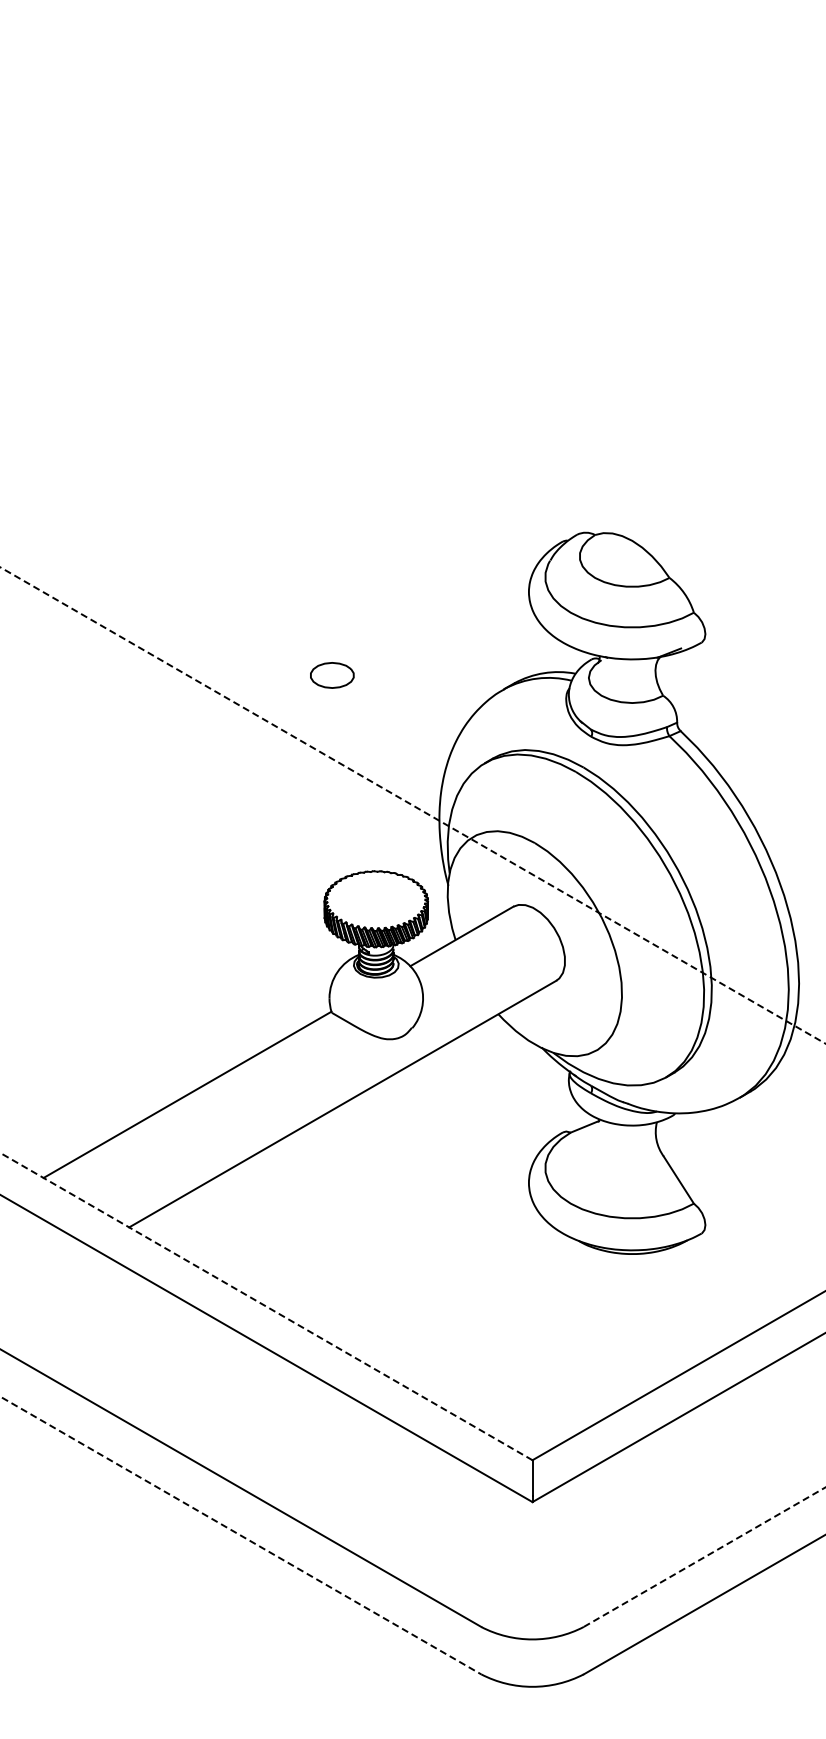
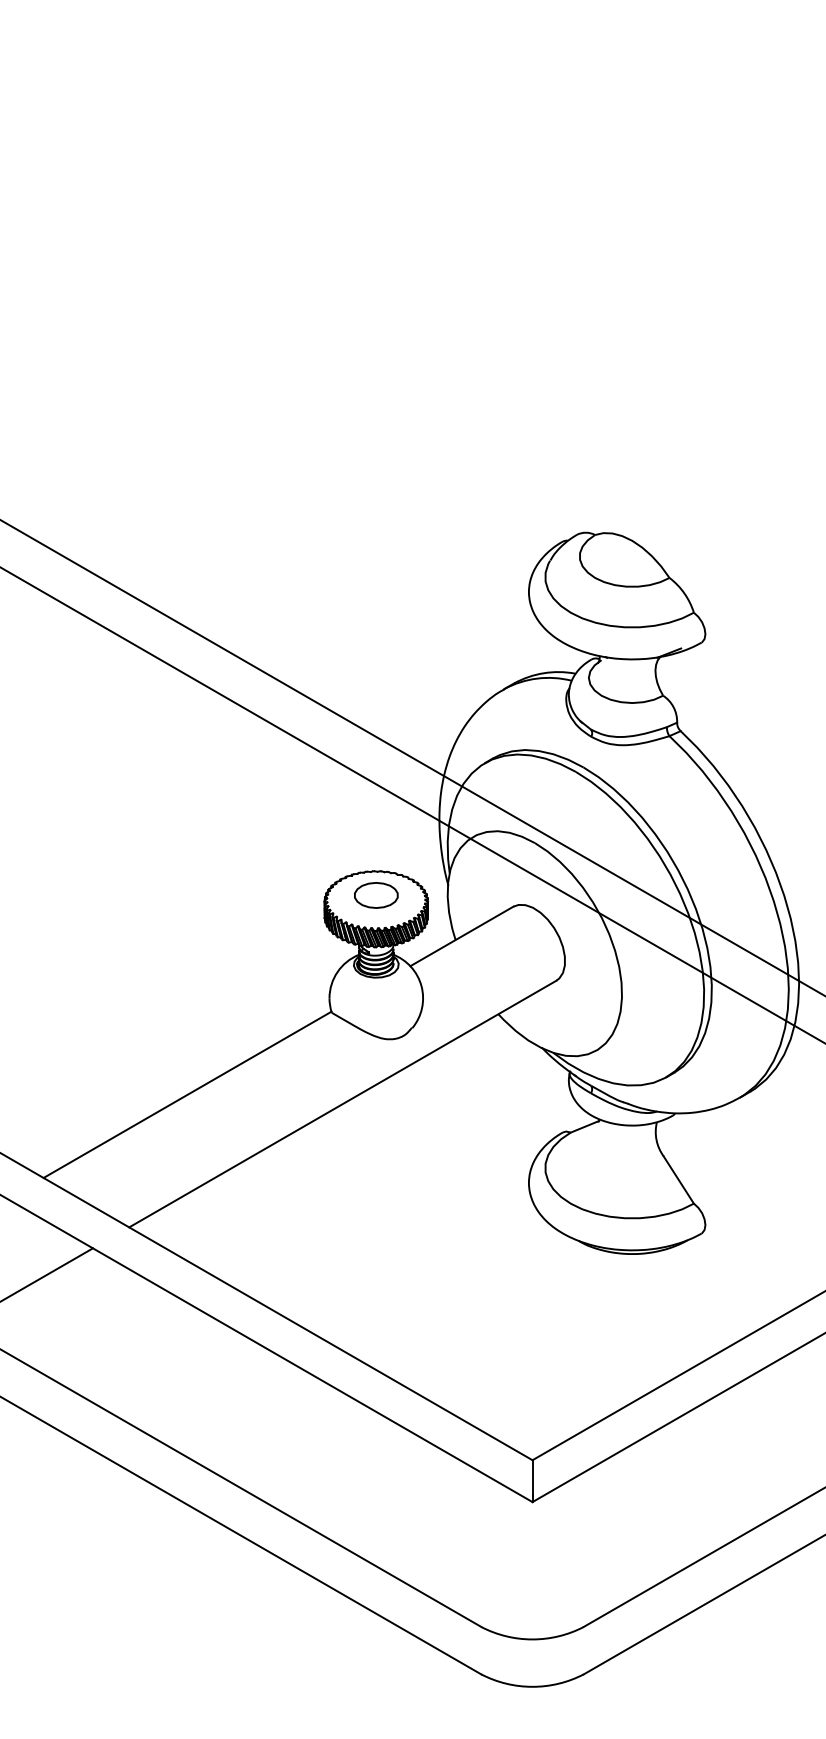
part position: (332, 675) -> (376, 895) (376, 895)
line: none -> present (412, 757)
line: dashed -> solid (412, 805)
line: none -> present (47, 1274)
line: dashed -> solid (266, 1306)
line: dashed -> solid (240, 1535)
line: dashed -> solid (704, 1556)
